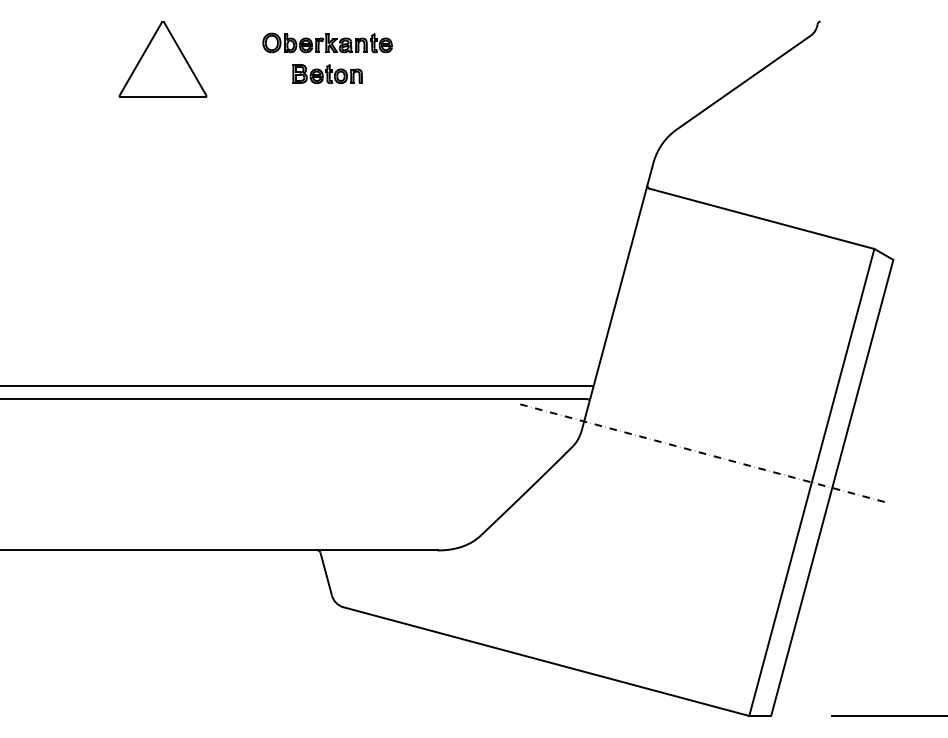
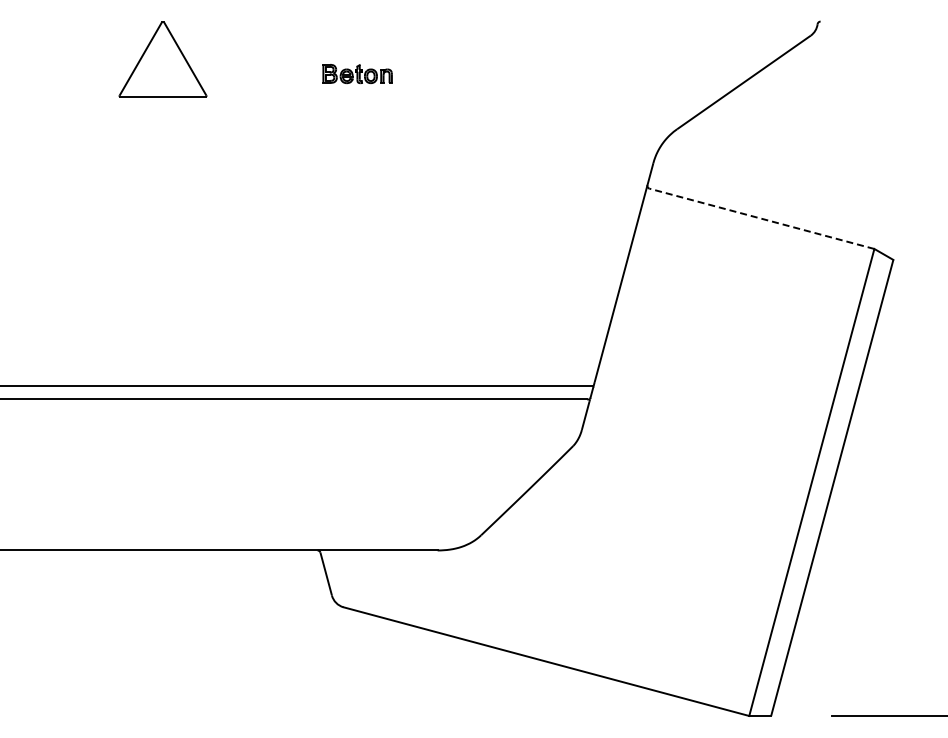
part: present -> none (327, 42)
part position: (327, 74) -> (357, 74) (357, 74)
line: solid -> dashed (761, 218)
line: present -> none (702, 453)
